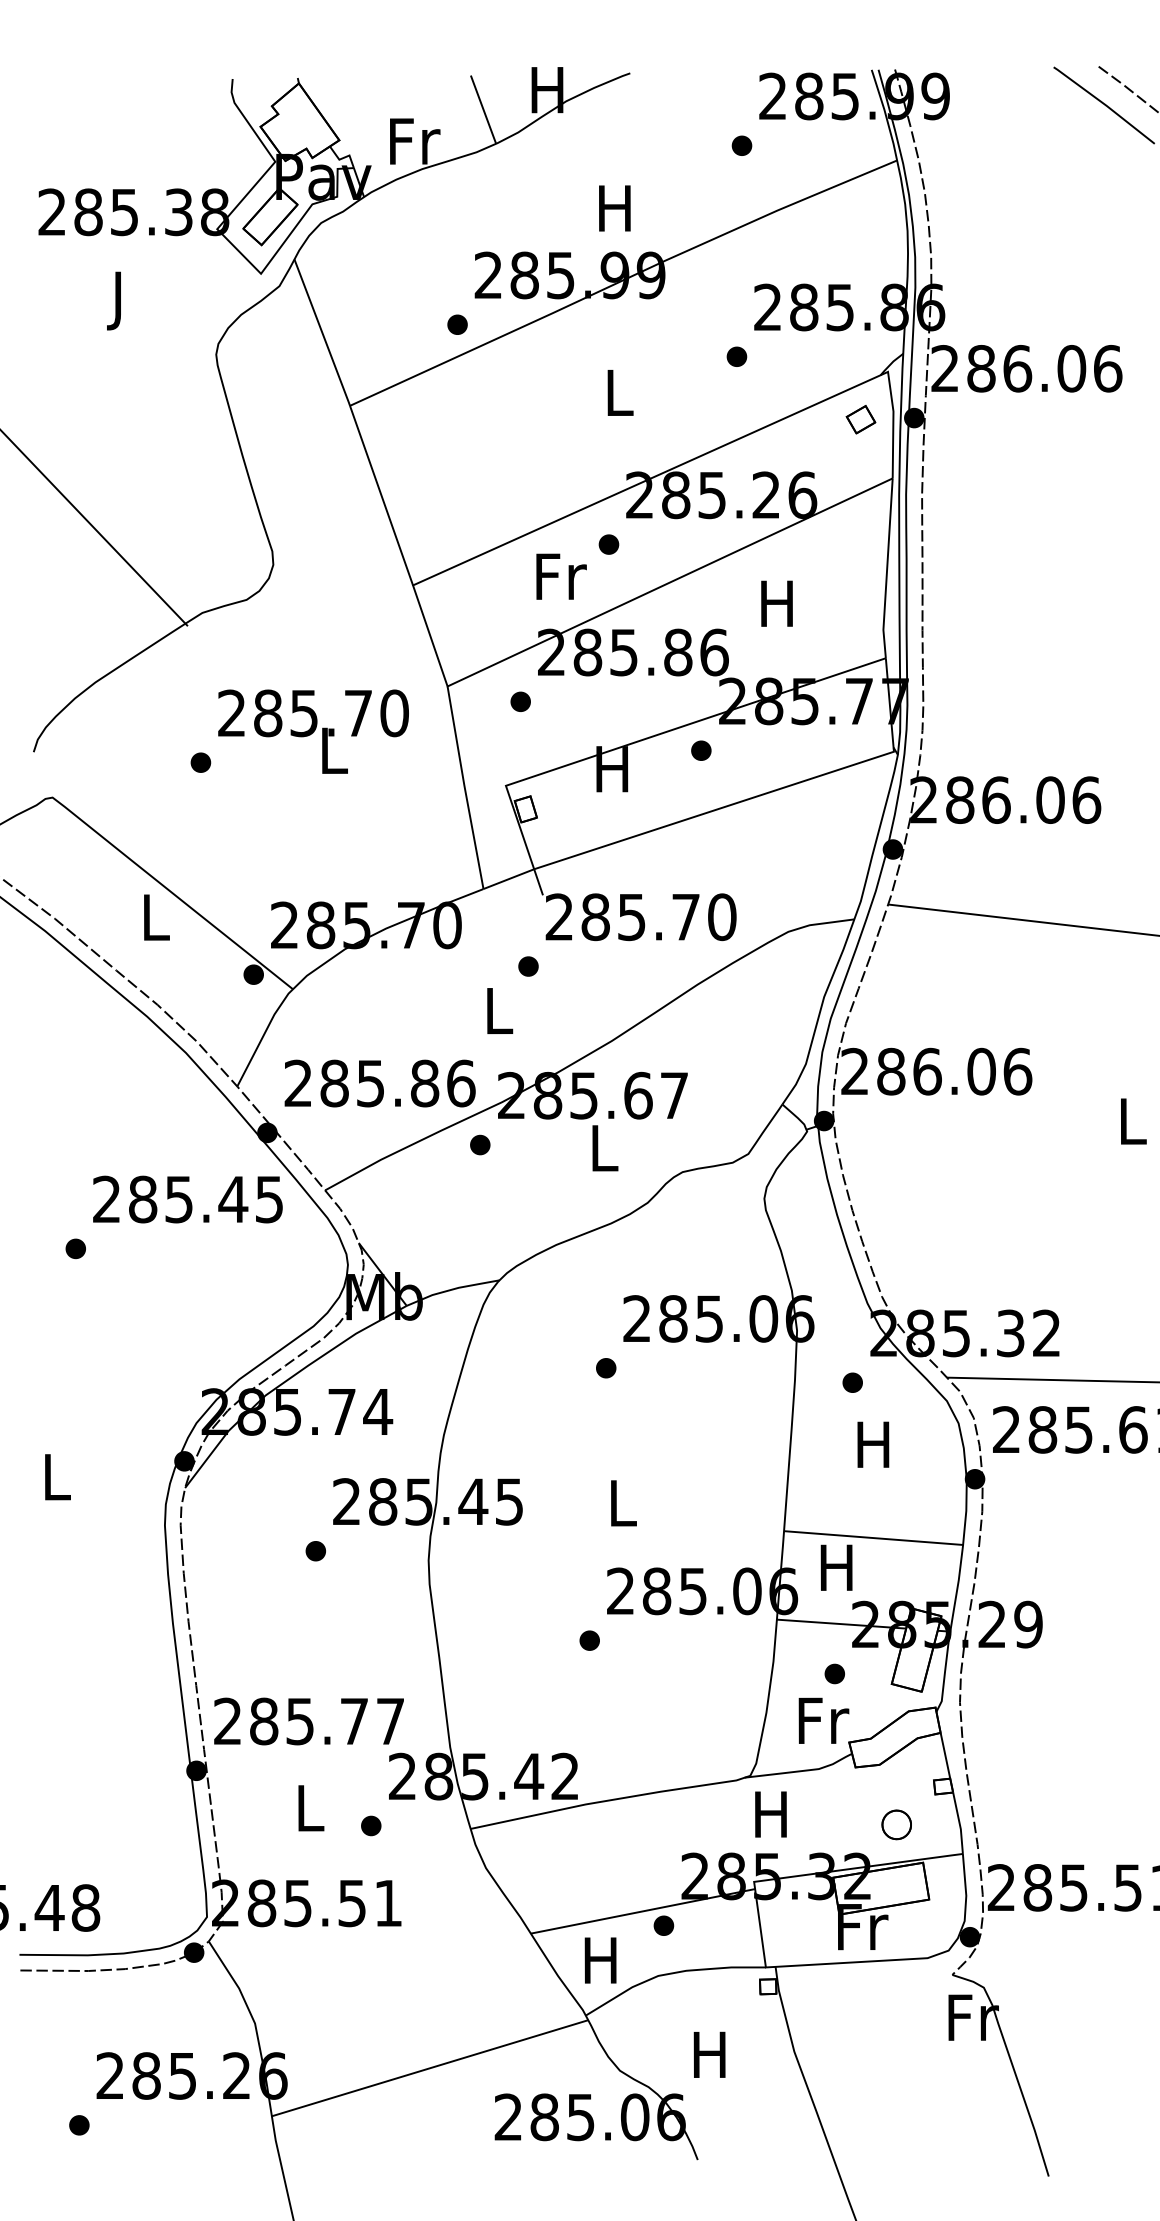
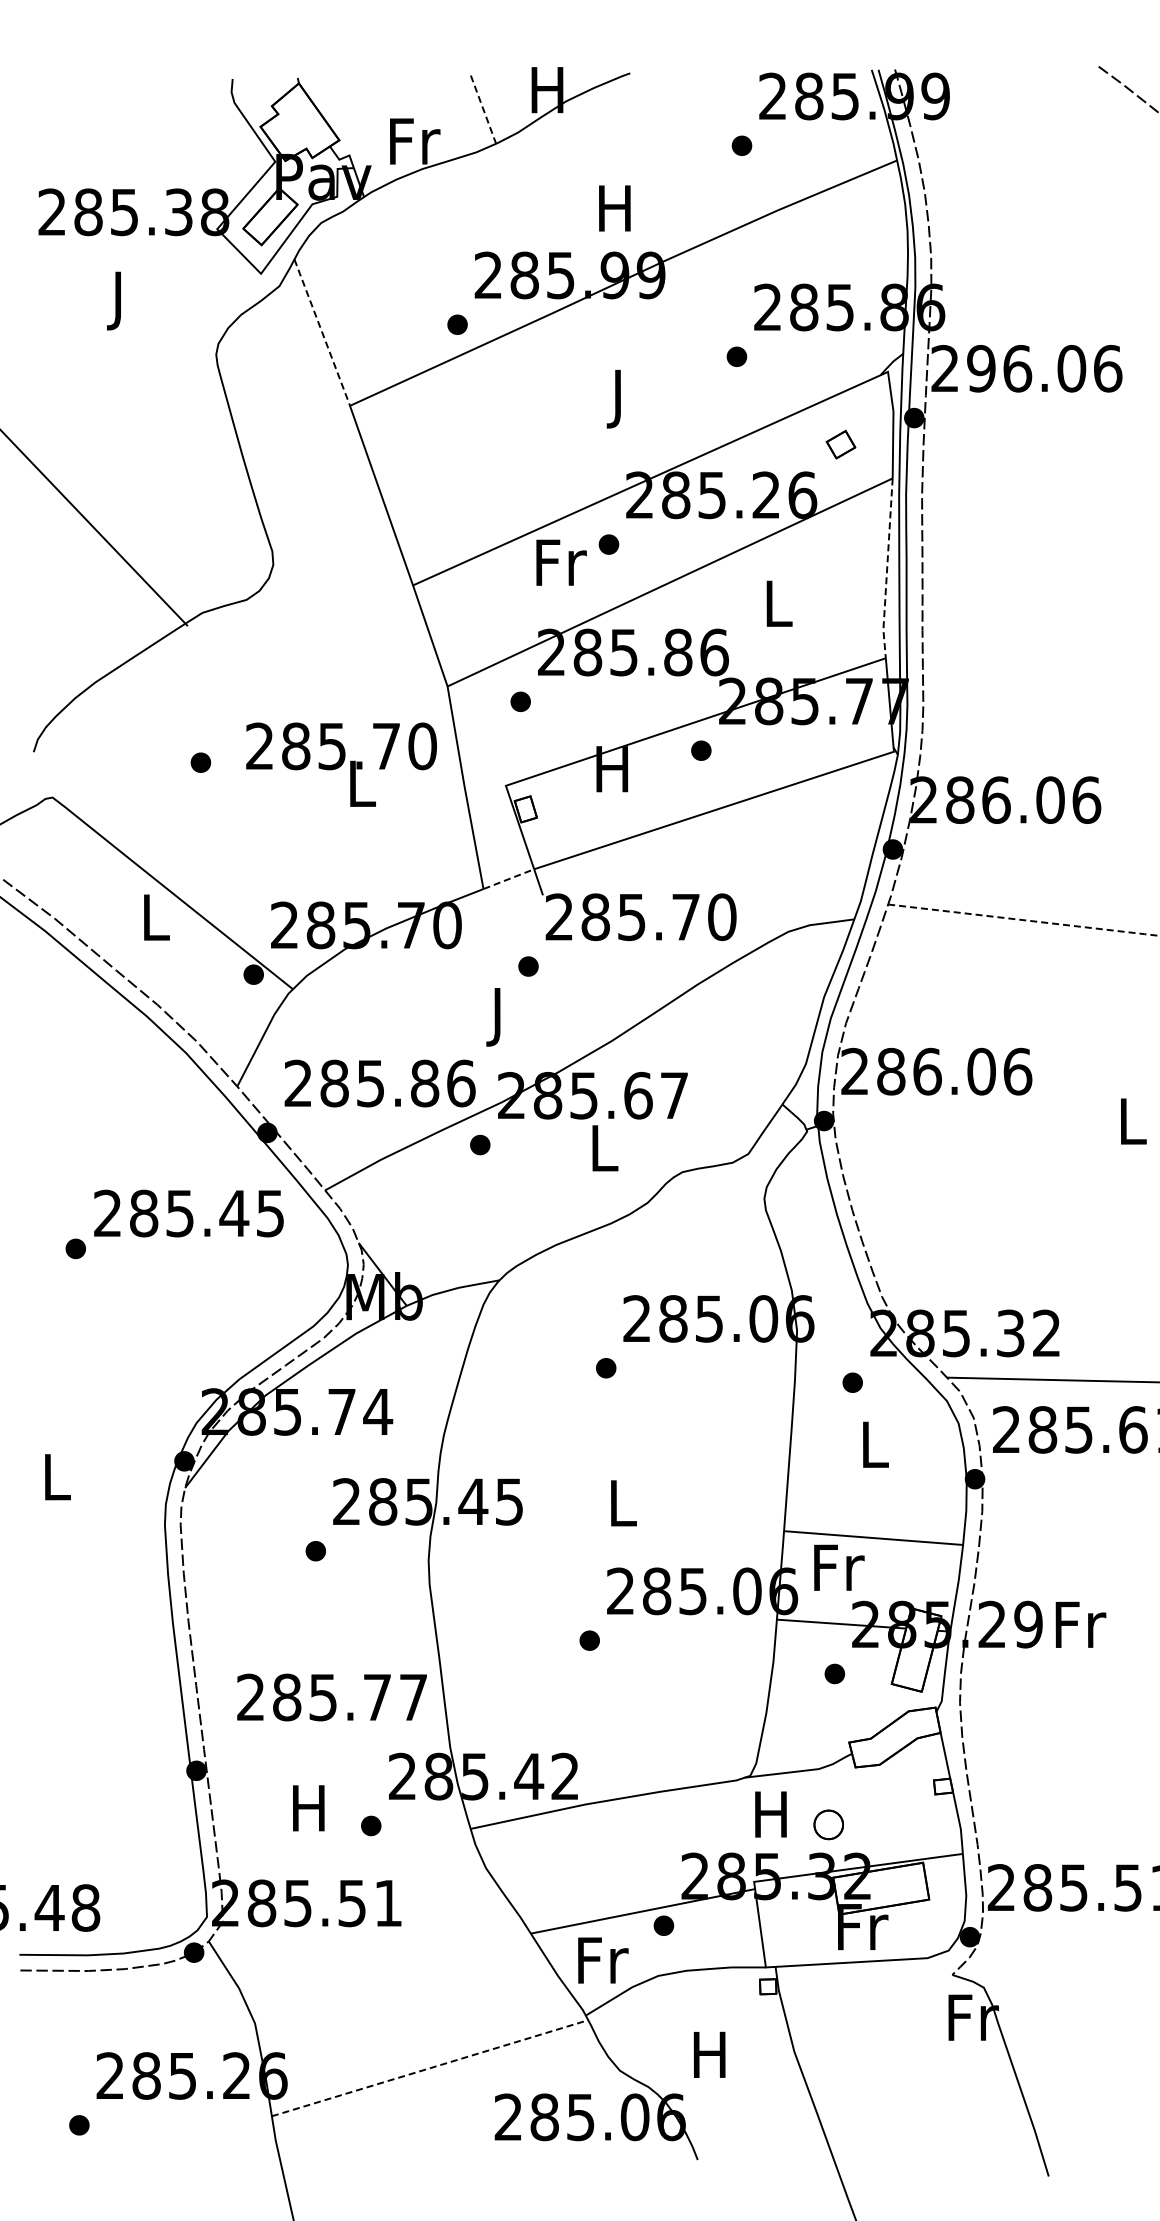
line: present -> none (1103, 104)
line: solid -> dashed (483, 110)
line: solid -> dashed (322, 333)
text: 286.06 -> 296.06 (981, 368)
text: L -> J (619, 398)
part position: (860, 419) -> (840, 444) (840, 444)
line: solid -> dashed (887, 569)
text position: (561, 576) -> (561, 562) (561, 562)
text: H -> L (776, 603)
text position: (313, 731) -> (341, 764) (341, 764)
line: solid -> dashed (509, 878)
line: solid -> dashed (1024, 920)
text: L -> J (499, 1017)
text position: (187, 1199) -> (188, 1213) (188, 1213)
text: H -> L (873, 1444)
text: H -> Fr (839, 1567)
text position: (823, 1720) -> (1080, 1624) (1080, 1624)
text position: (308, 1721) -> (331, 1697) (331, 1697)
text: L -> H (308, 1808)
part position: (896, 1824) -> (828, 1824) (828, 1824)
text: H -> Fr (603, 1960)
line: solid -> dashed (430, 2068)
